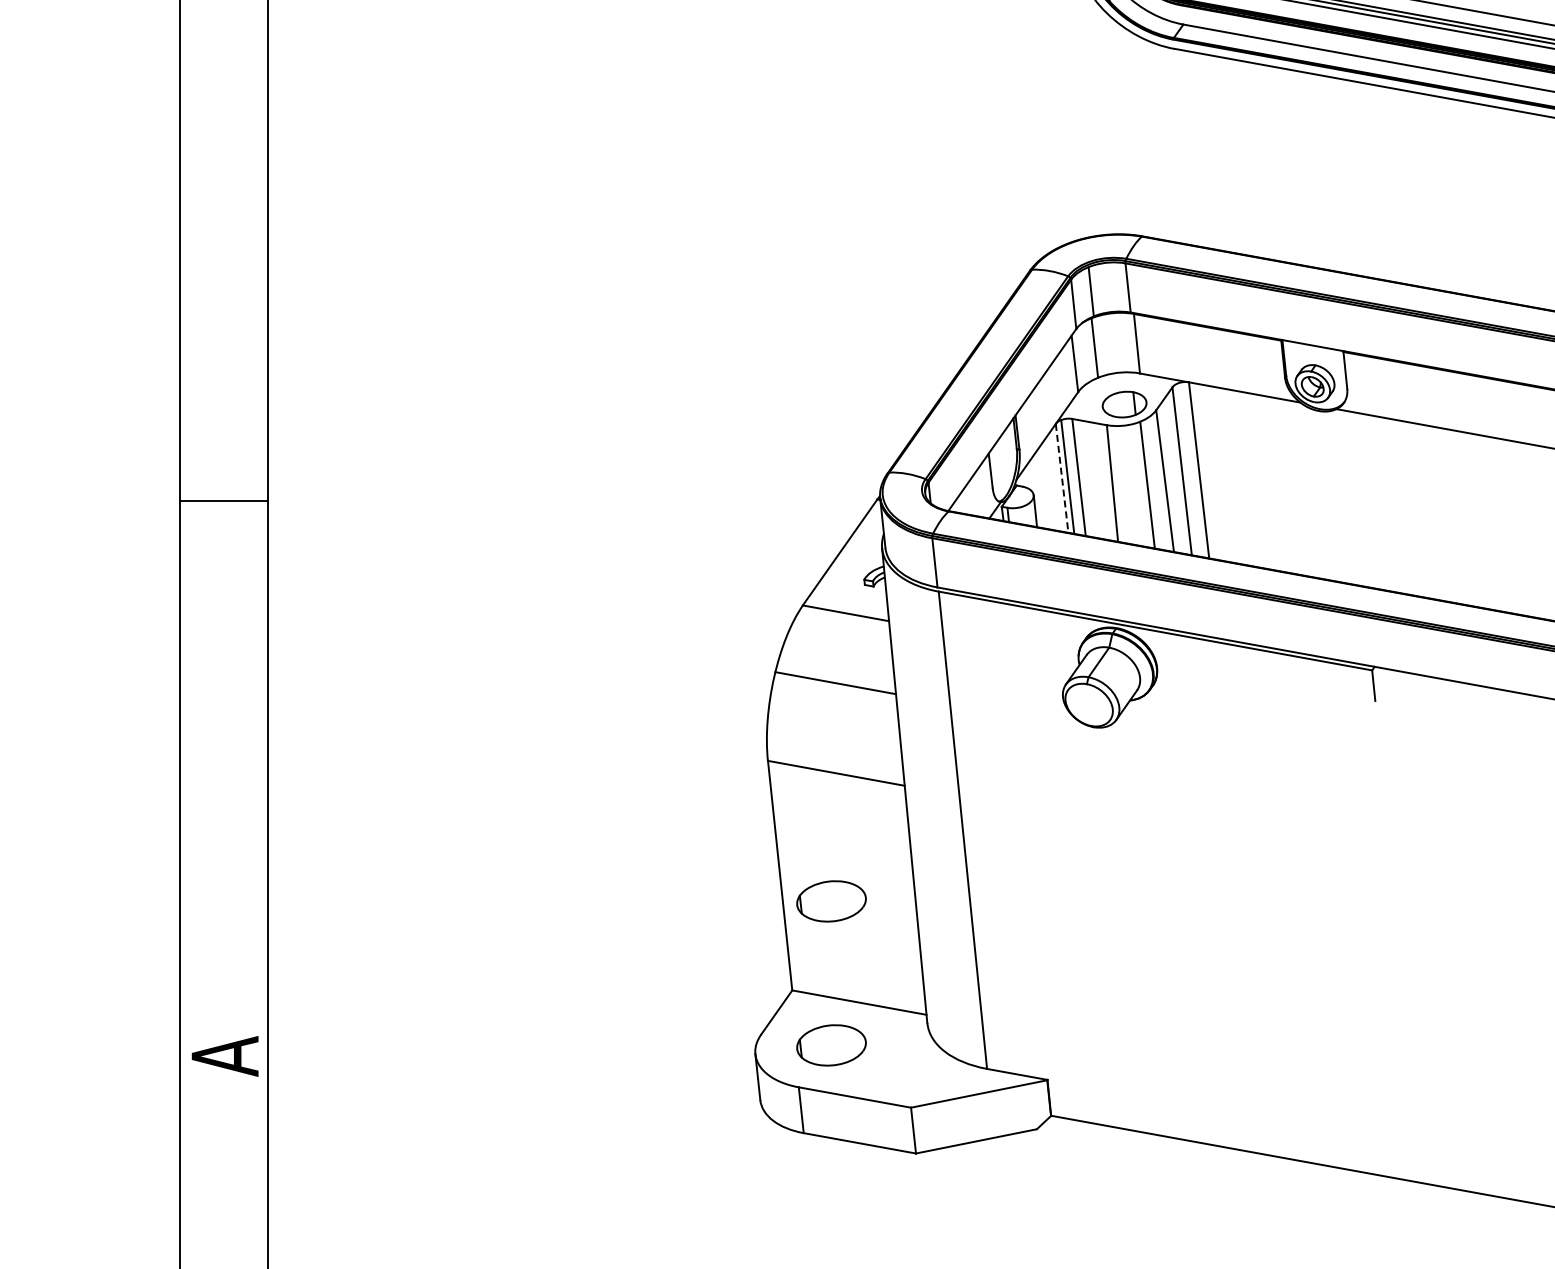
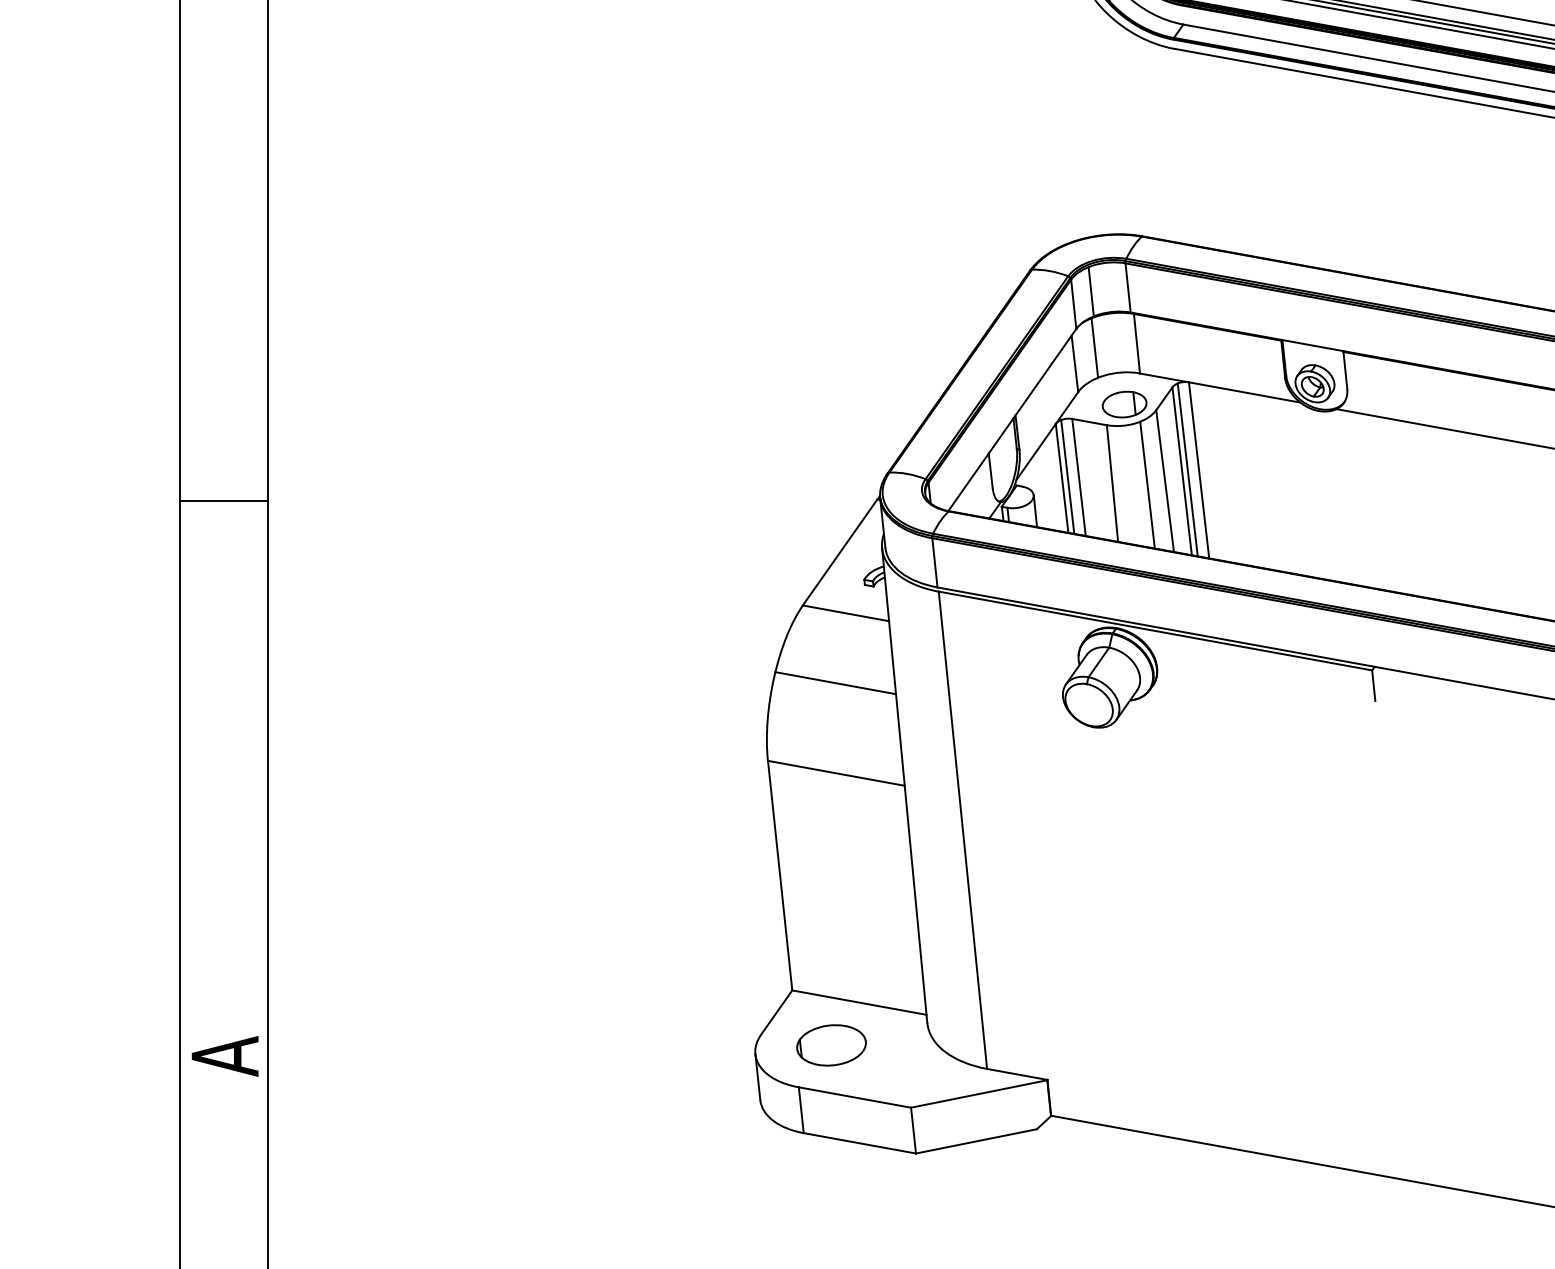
line: none -> present (1187, 469)
line: dashed -> solid (1062, 478)
part: present -> none (831, 901)
